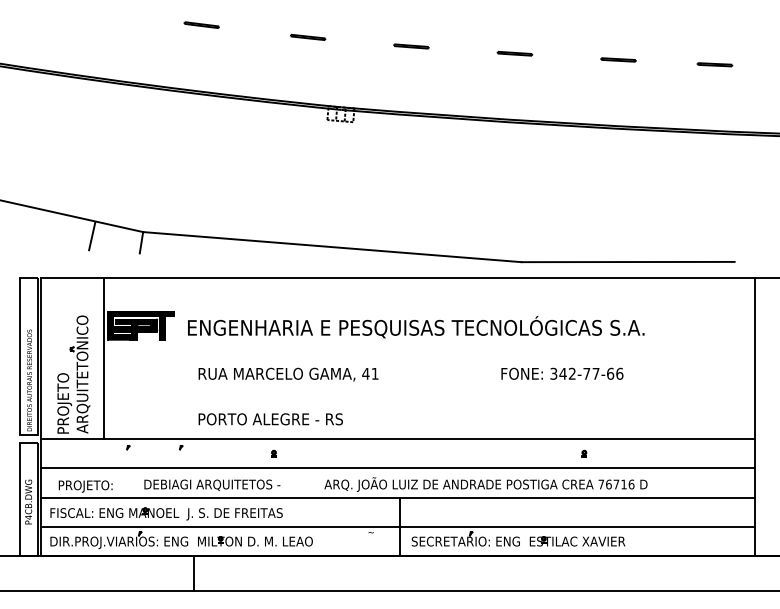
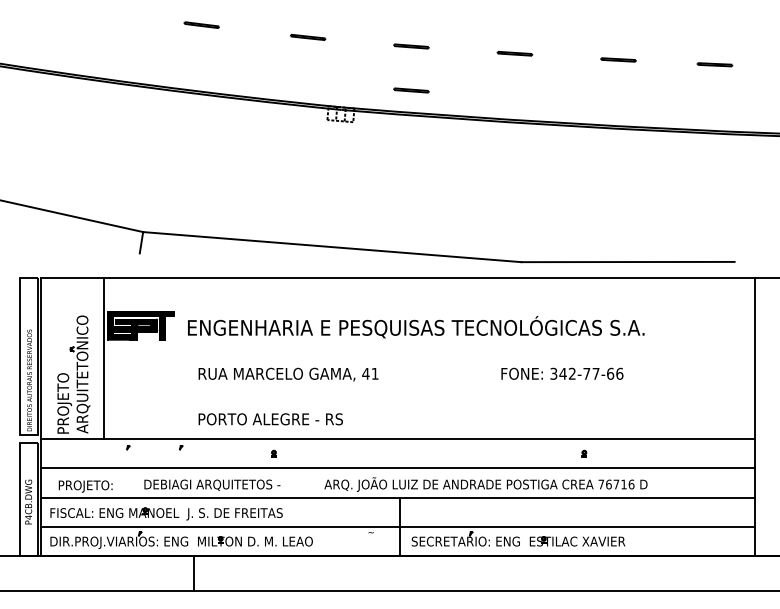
line: none -> present (411, 90)
line: present -> none (92, 236)
